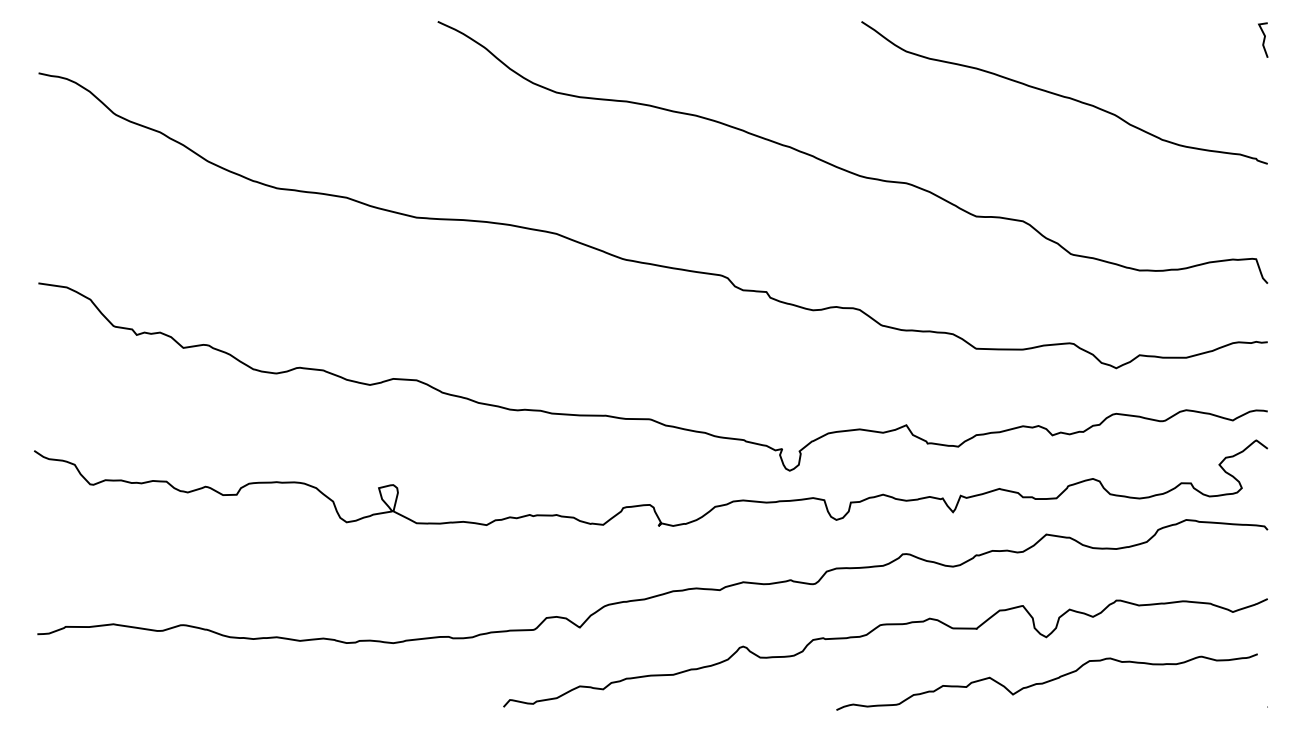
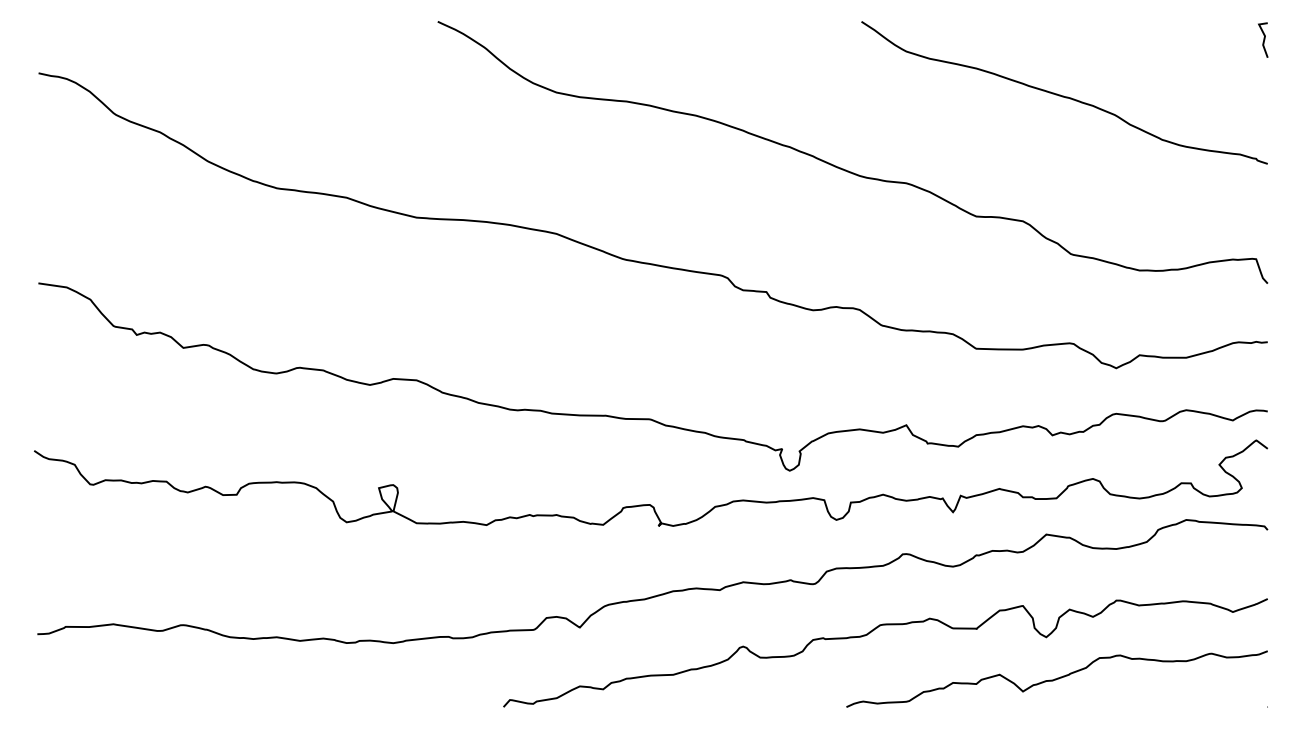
curve position: (1046, 681) -> (1056, 678) (1056, 678)
